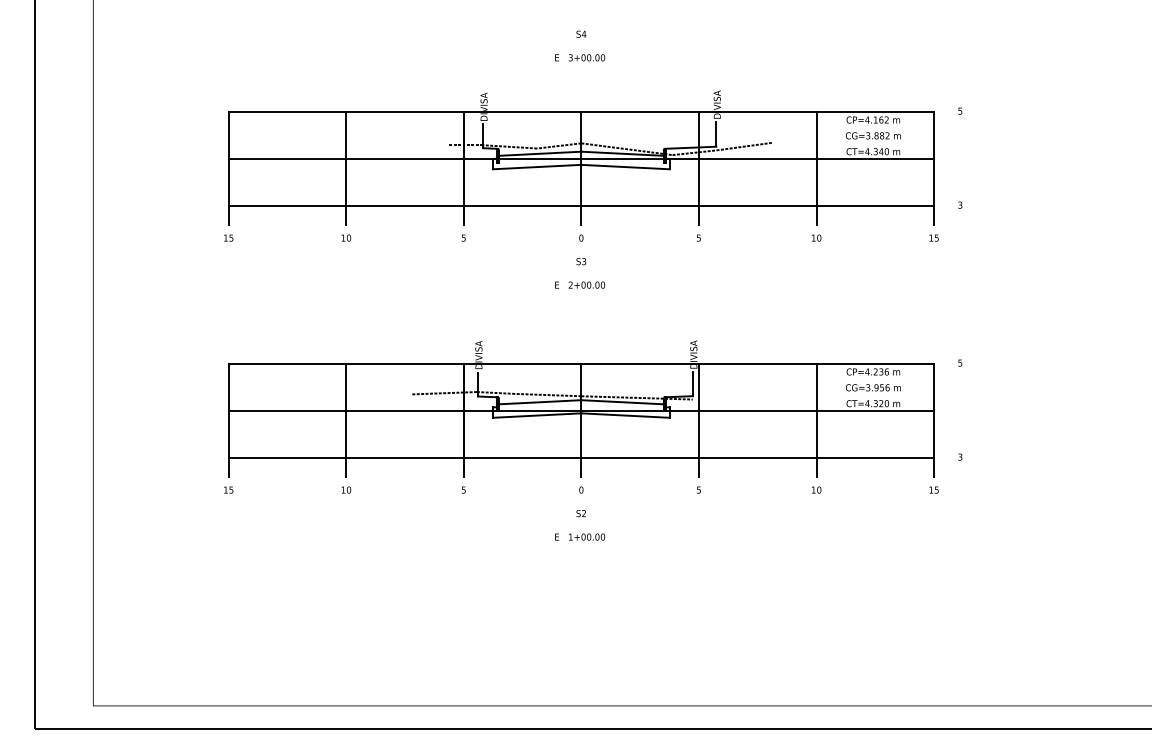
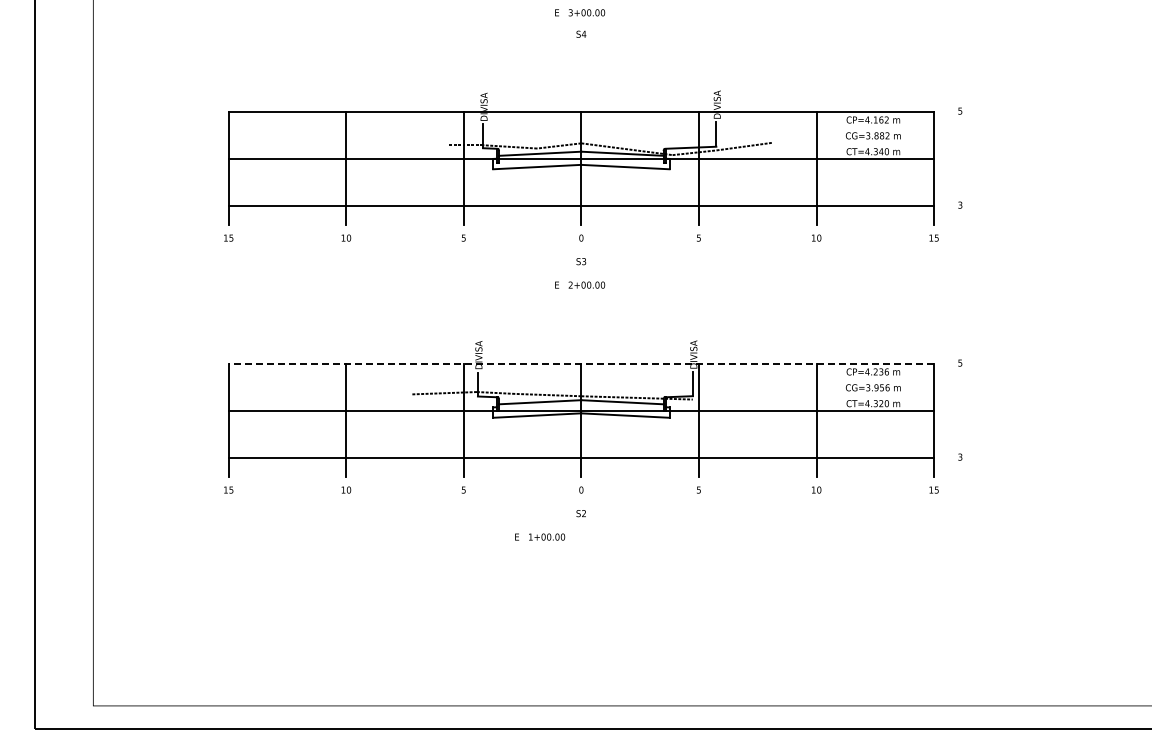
text position: (580, 57) -> (580, 12) (580, 12)
line: solid -> dashed (581, 364)
text position: (580, 536) -> (540, 536) (540, 536)
